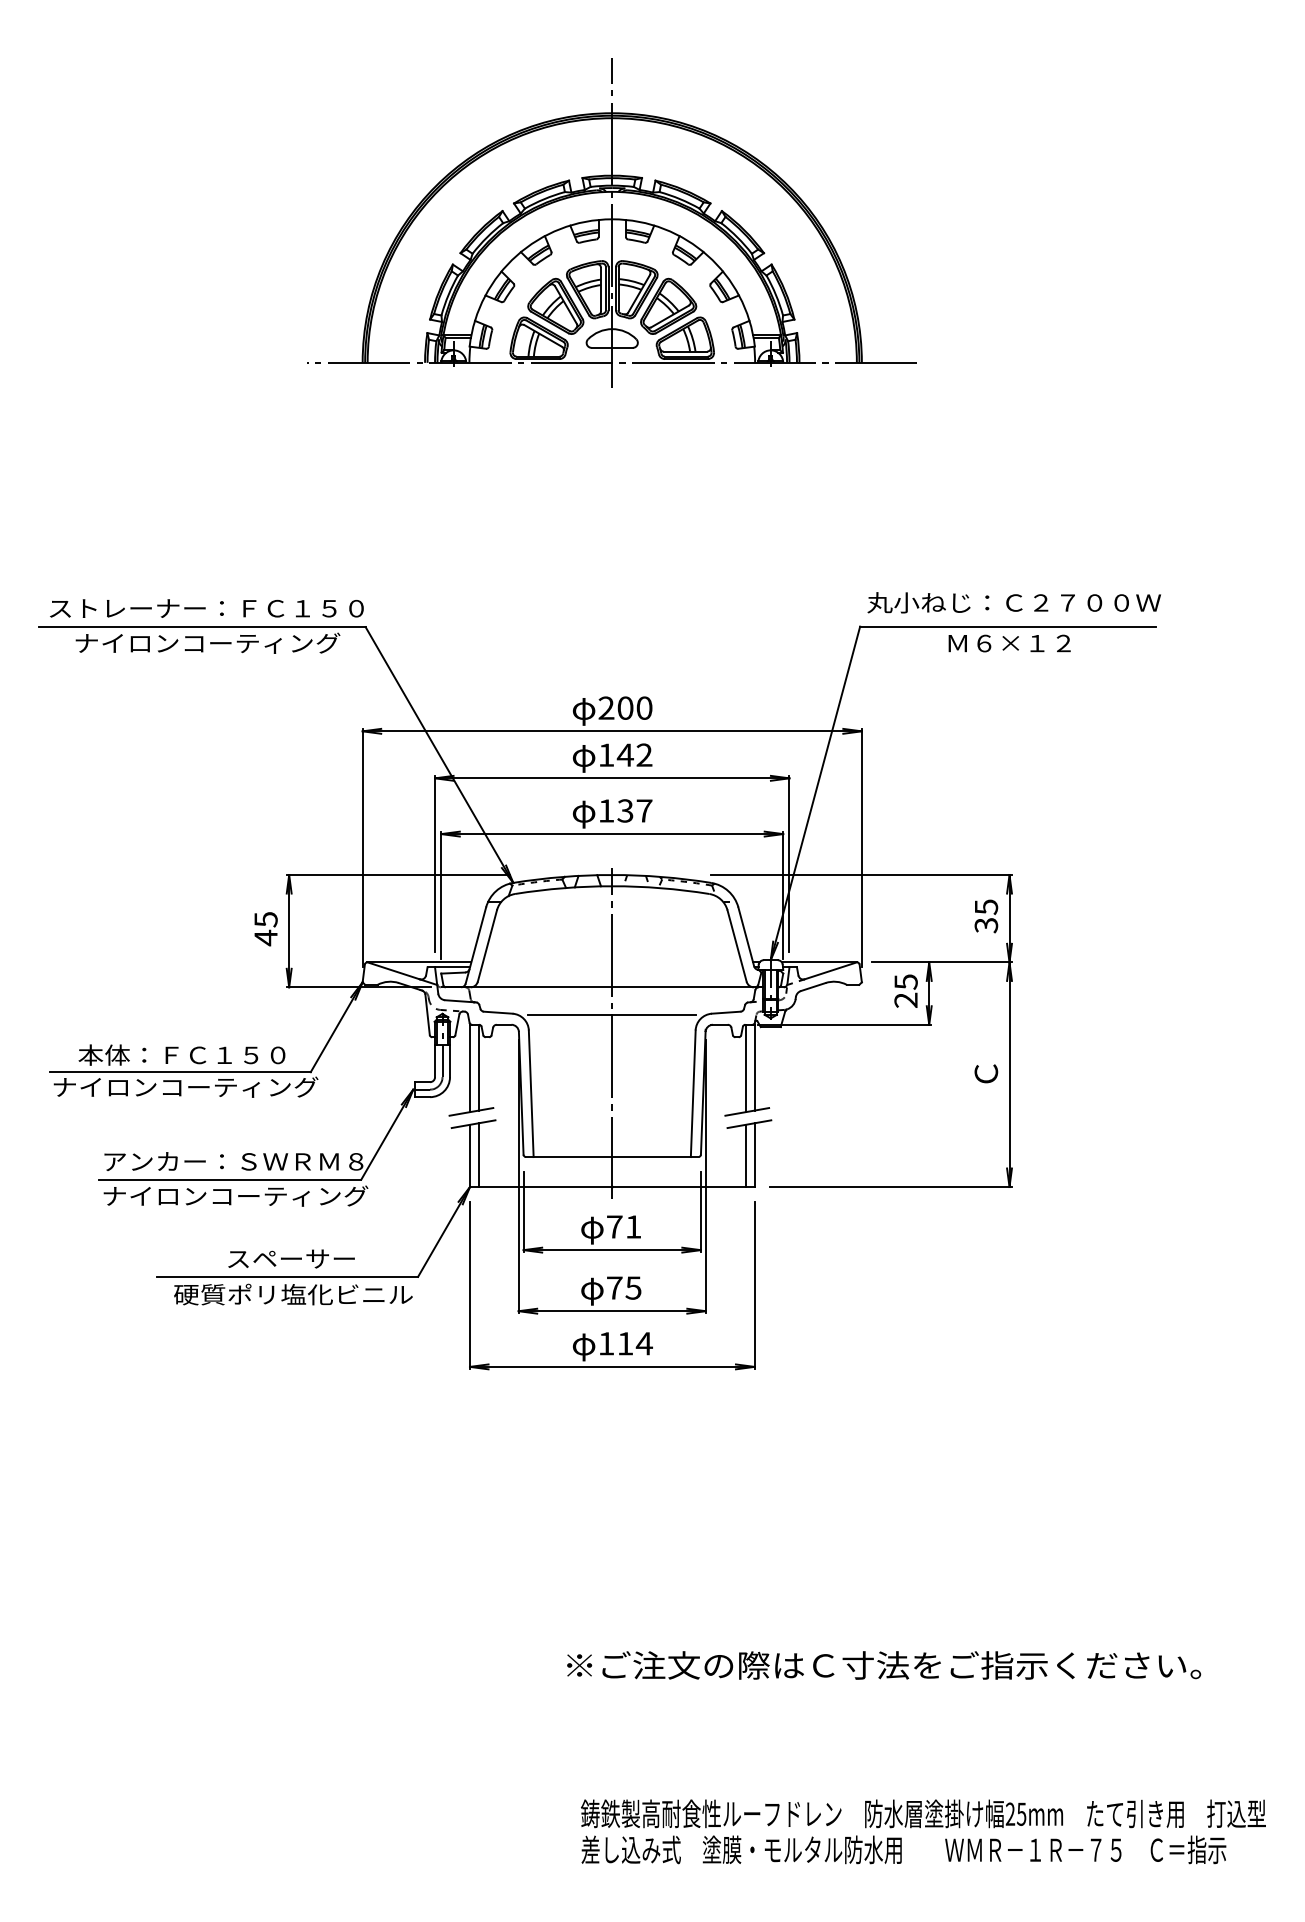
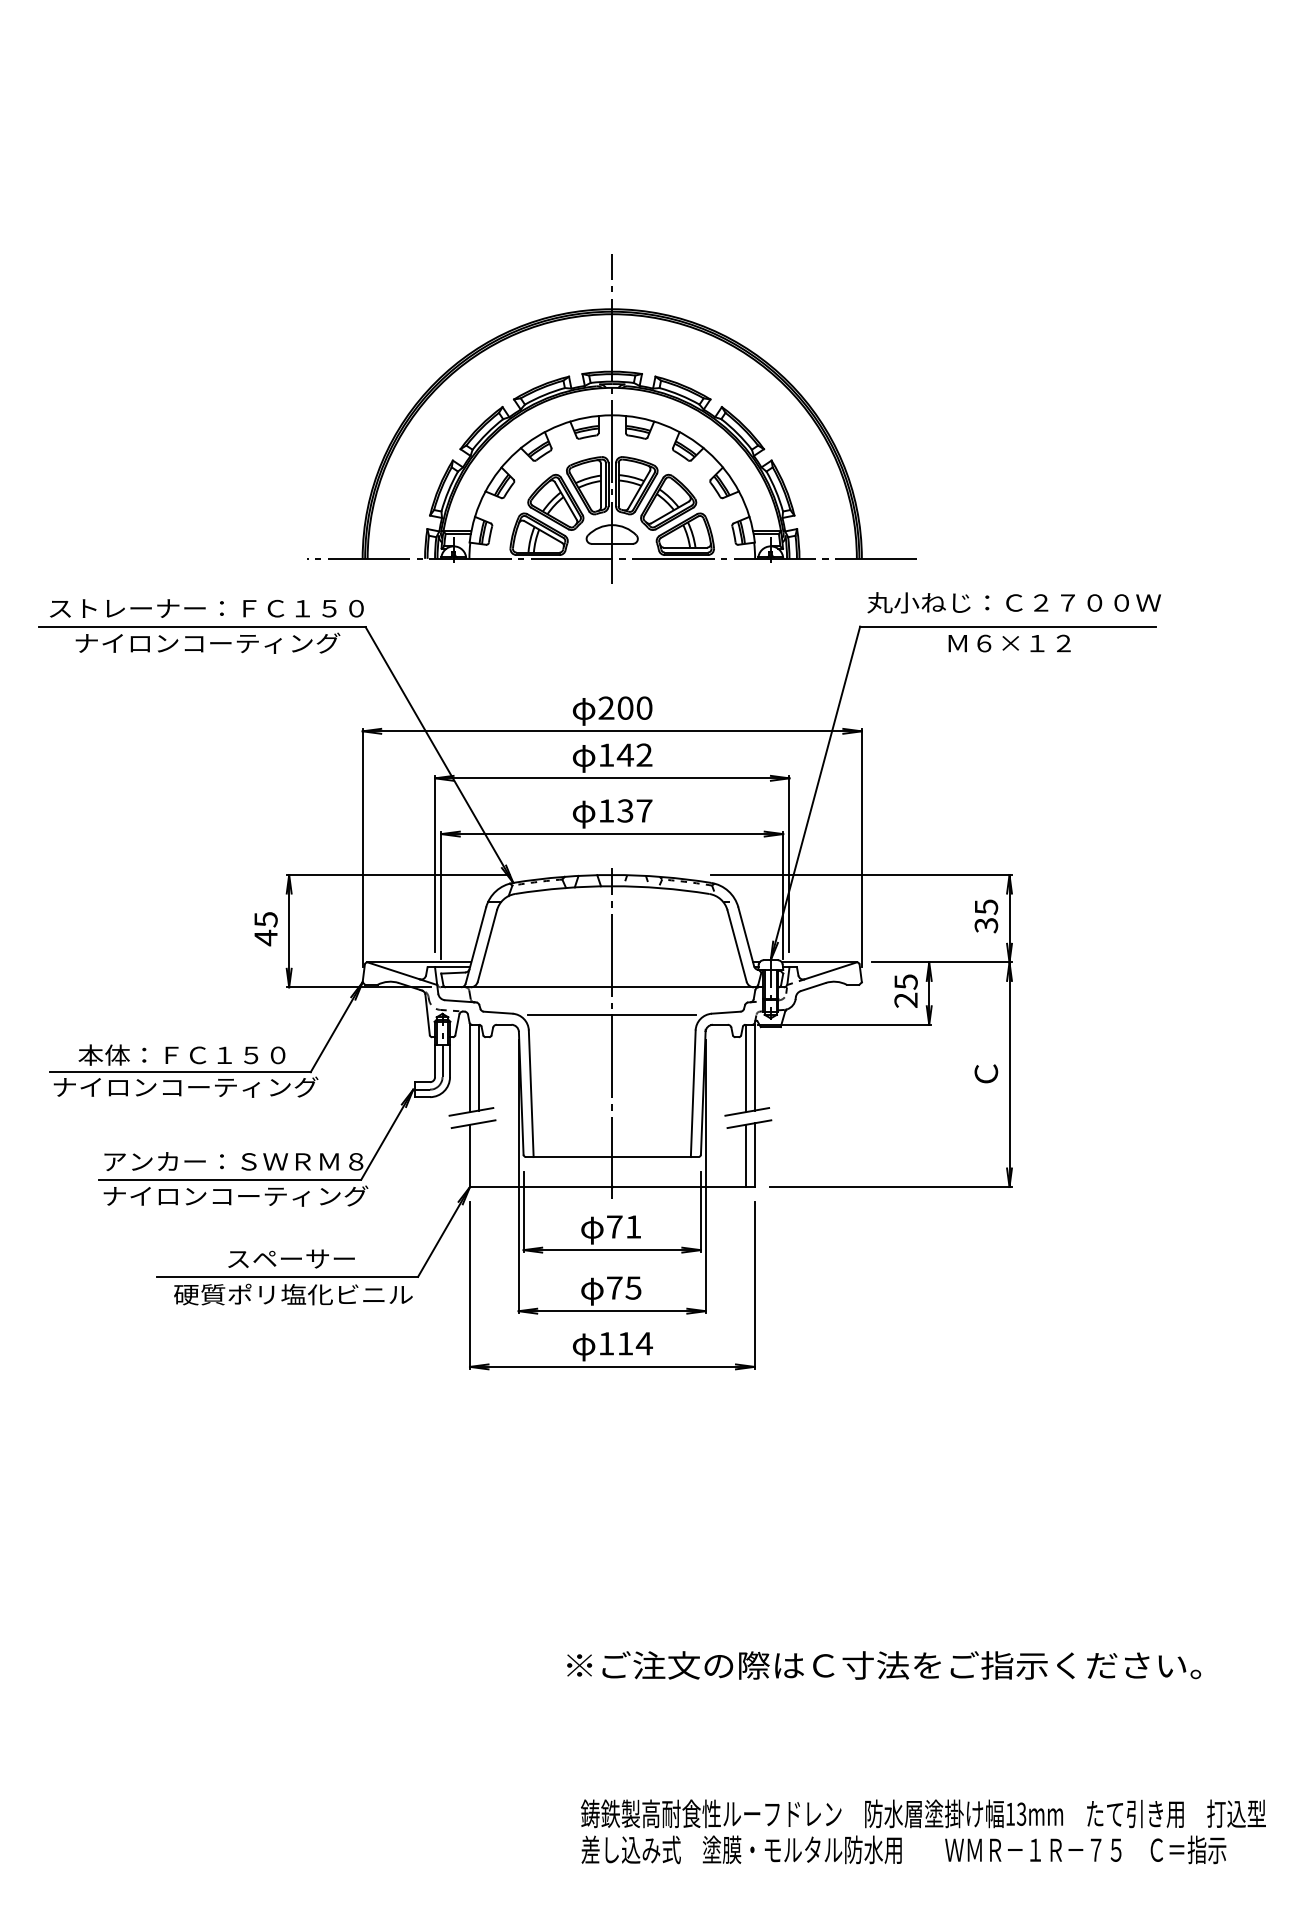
part position: (611, 222) -> (611, 418) (611, 418)
line: present -> none (478, 1155)
text: 25mm -> 13mm (1015, 1813)
